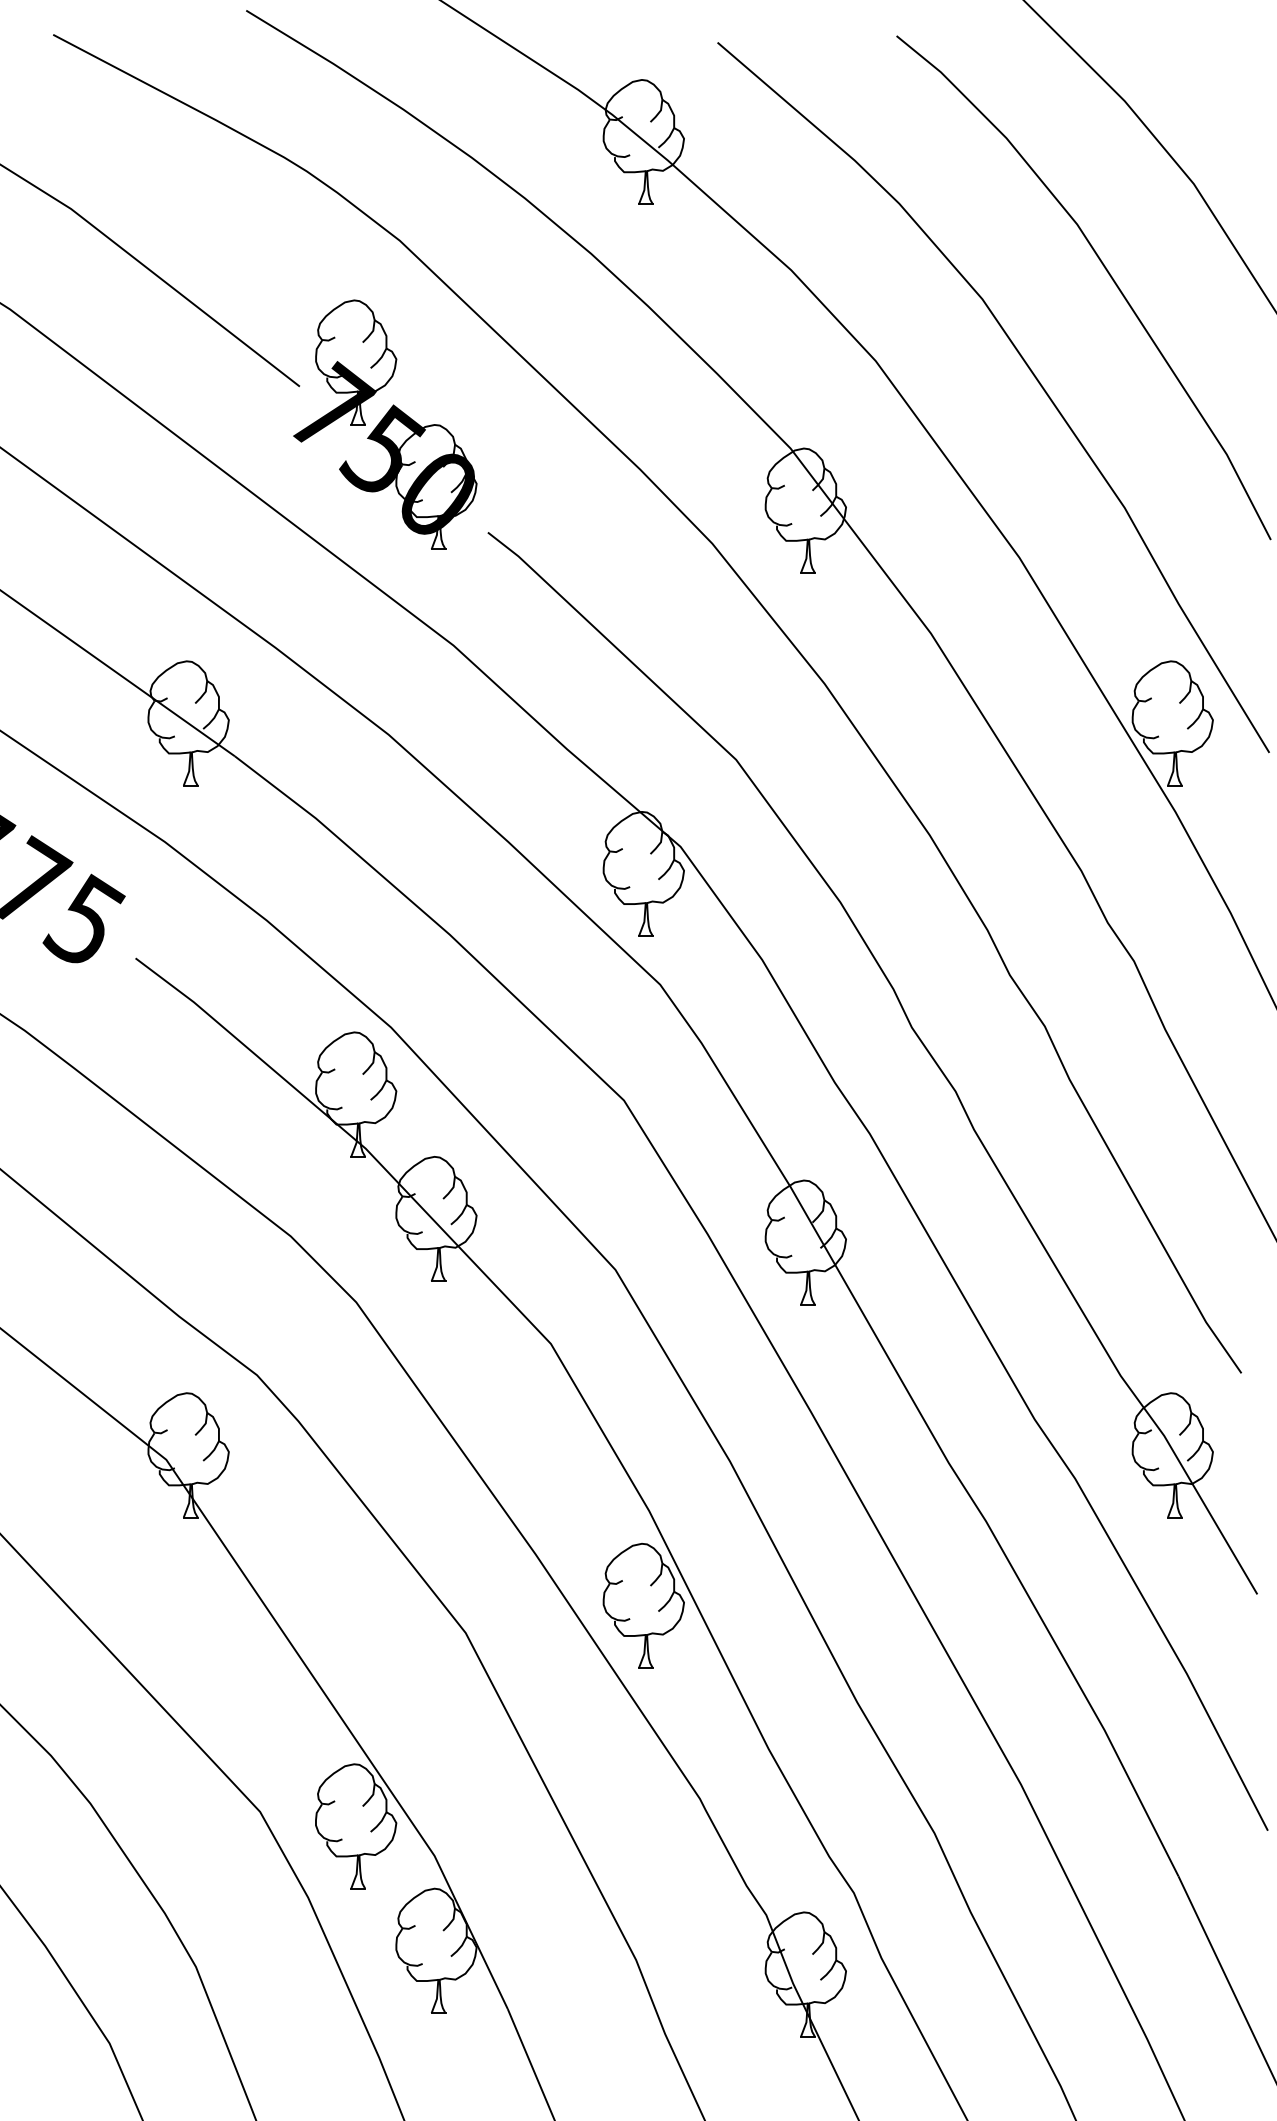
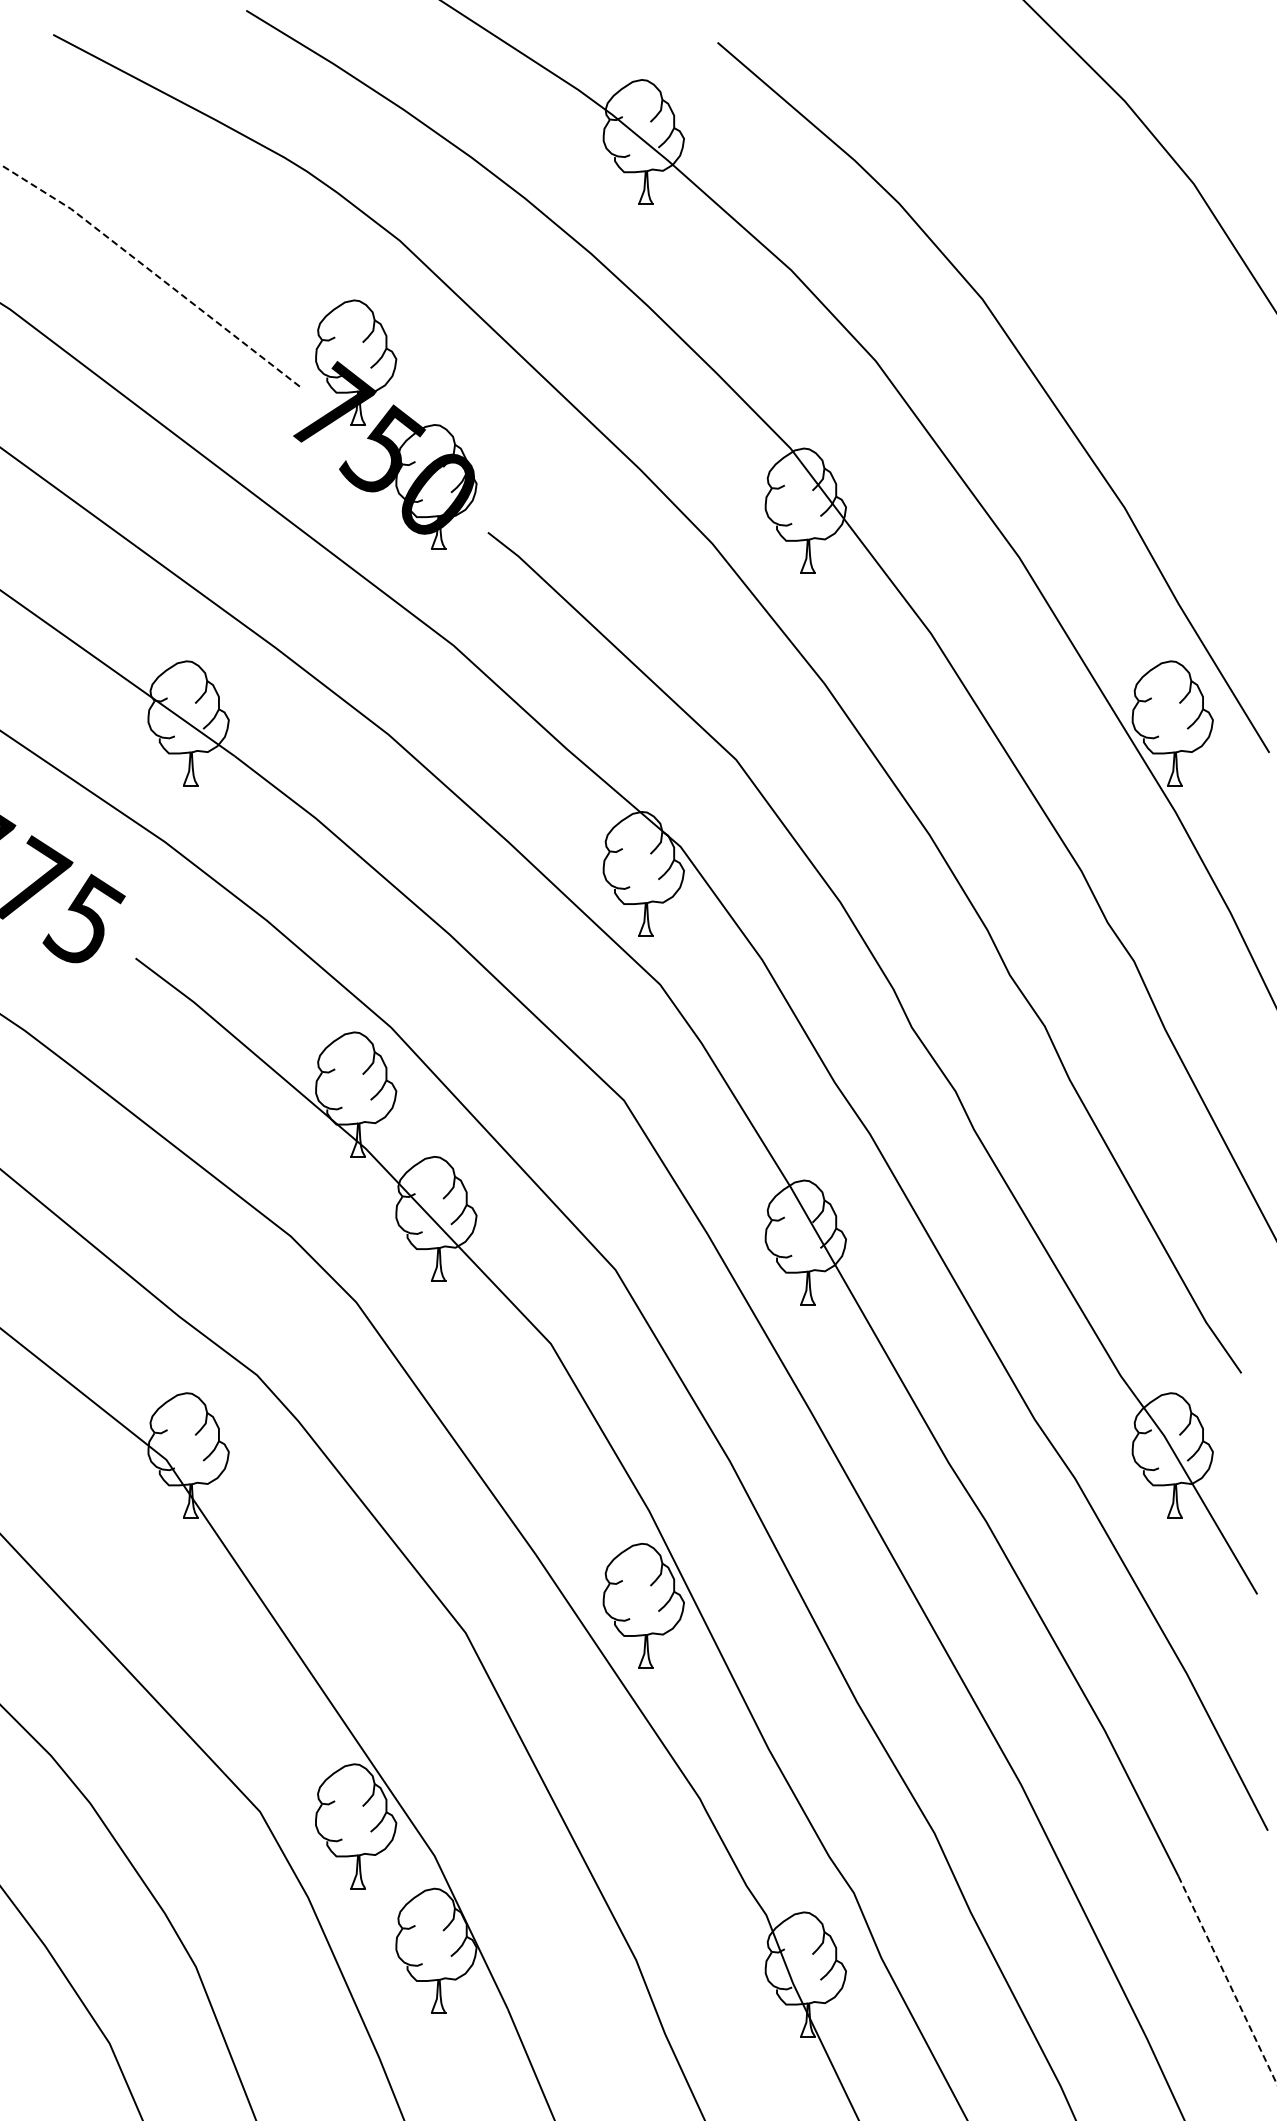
line: solid -> dashed (151, 271)
curve: present -> none (1106, 271)
line: solid -> dashed (1227, 1980)
